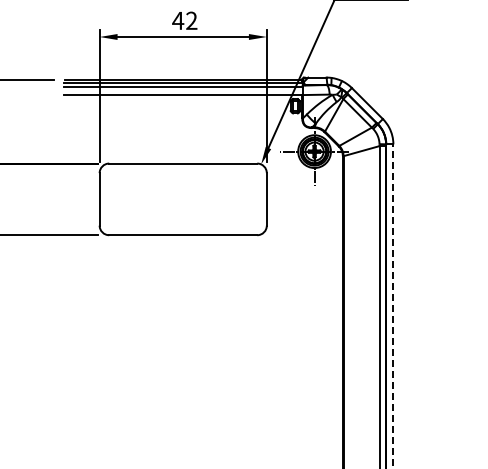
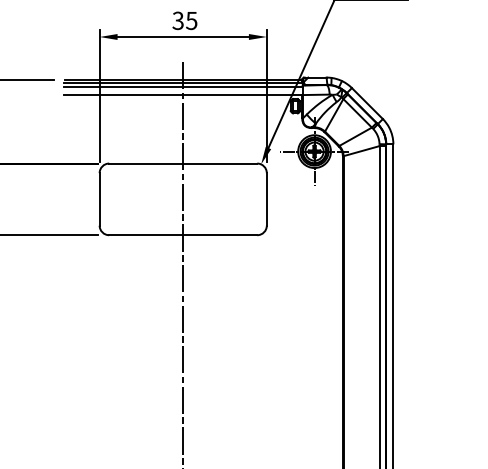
text: 42 -> 35 (184, 20)
line: none -> present (183, 263)
line: dashed -> solid (393, 306)
